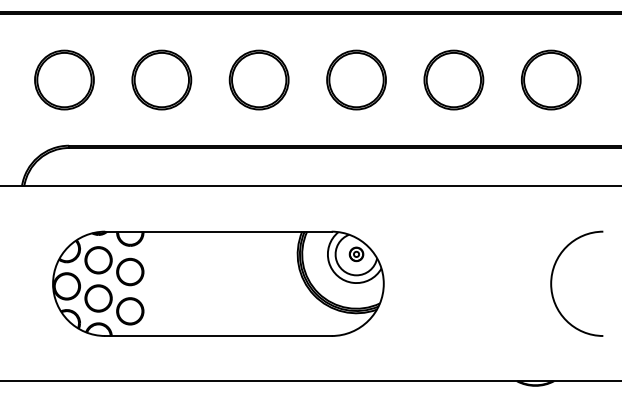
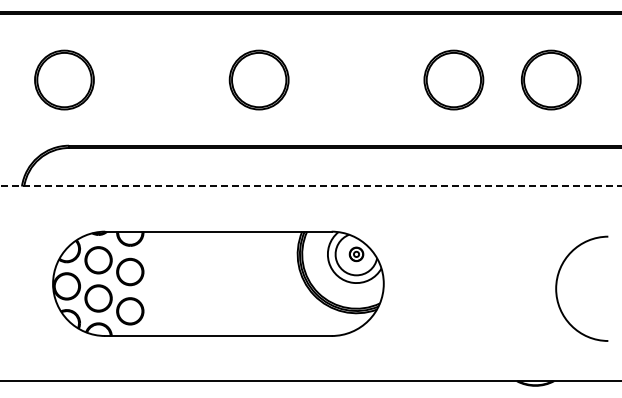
part: present -> none (161, 79)
part: present -> none (356, 79)
line: solid -> dashed (311, 186)
arc position: (552, 283) -> (557, 288) (557, 288)
